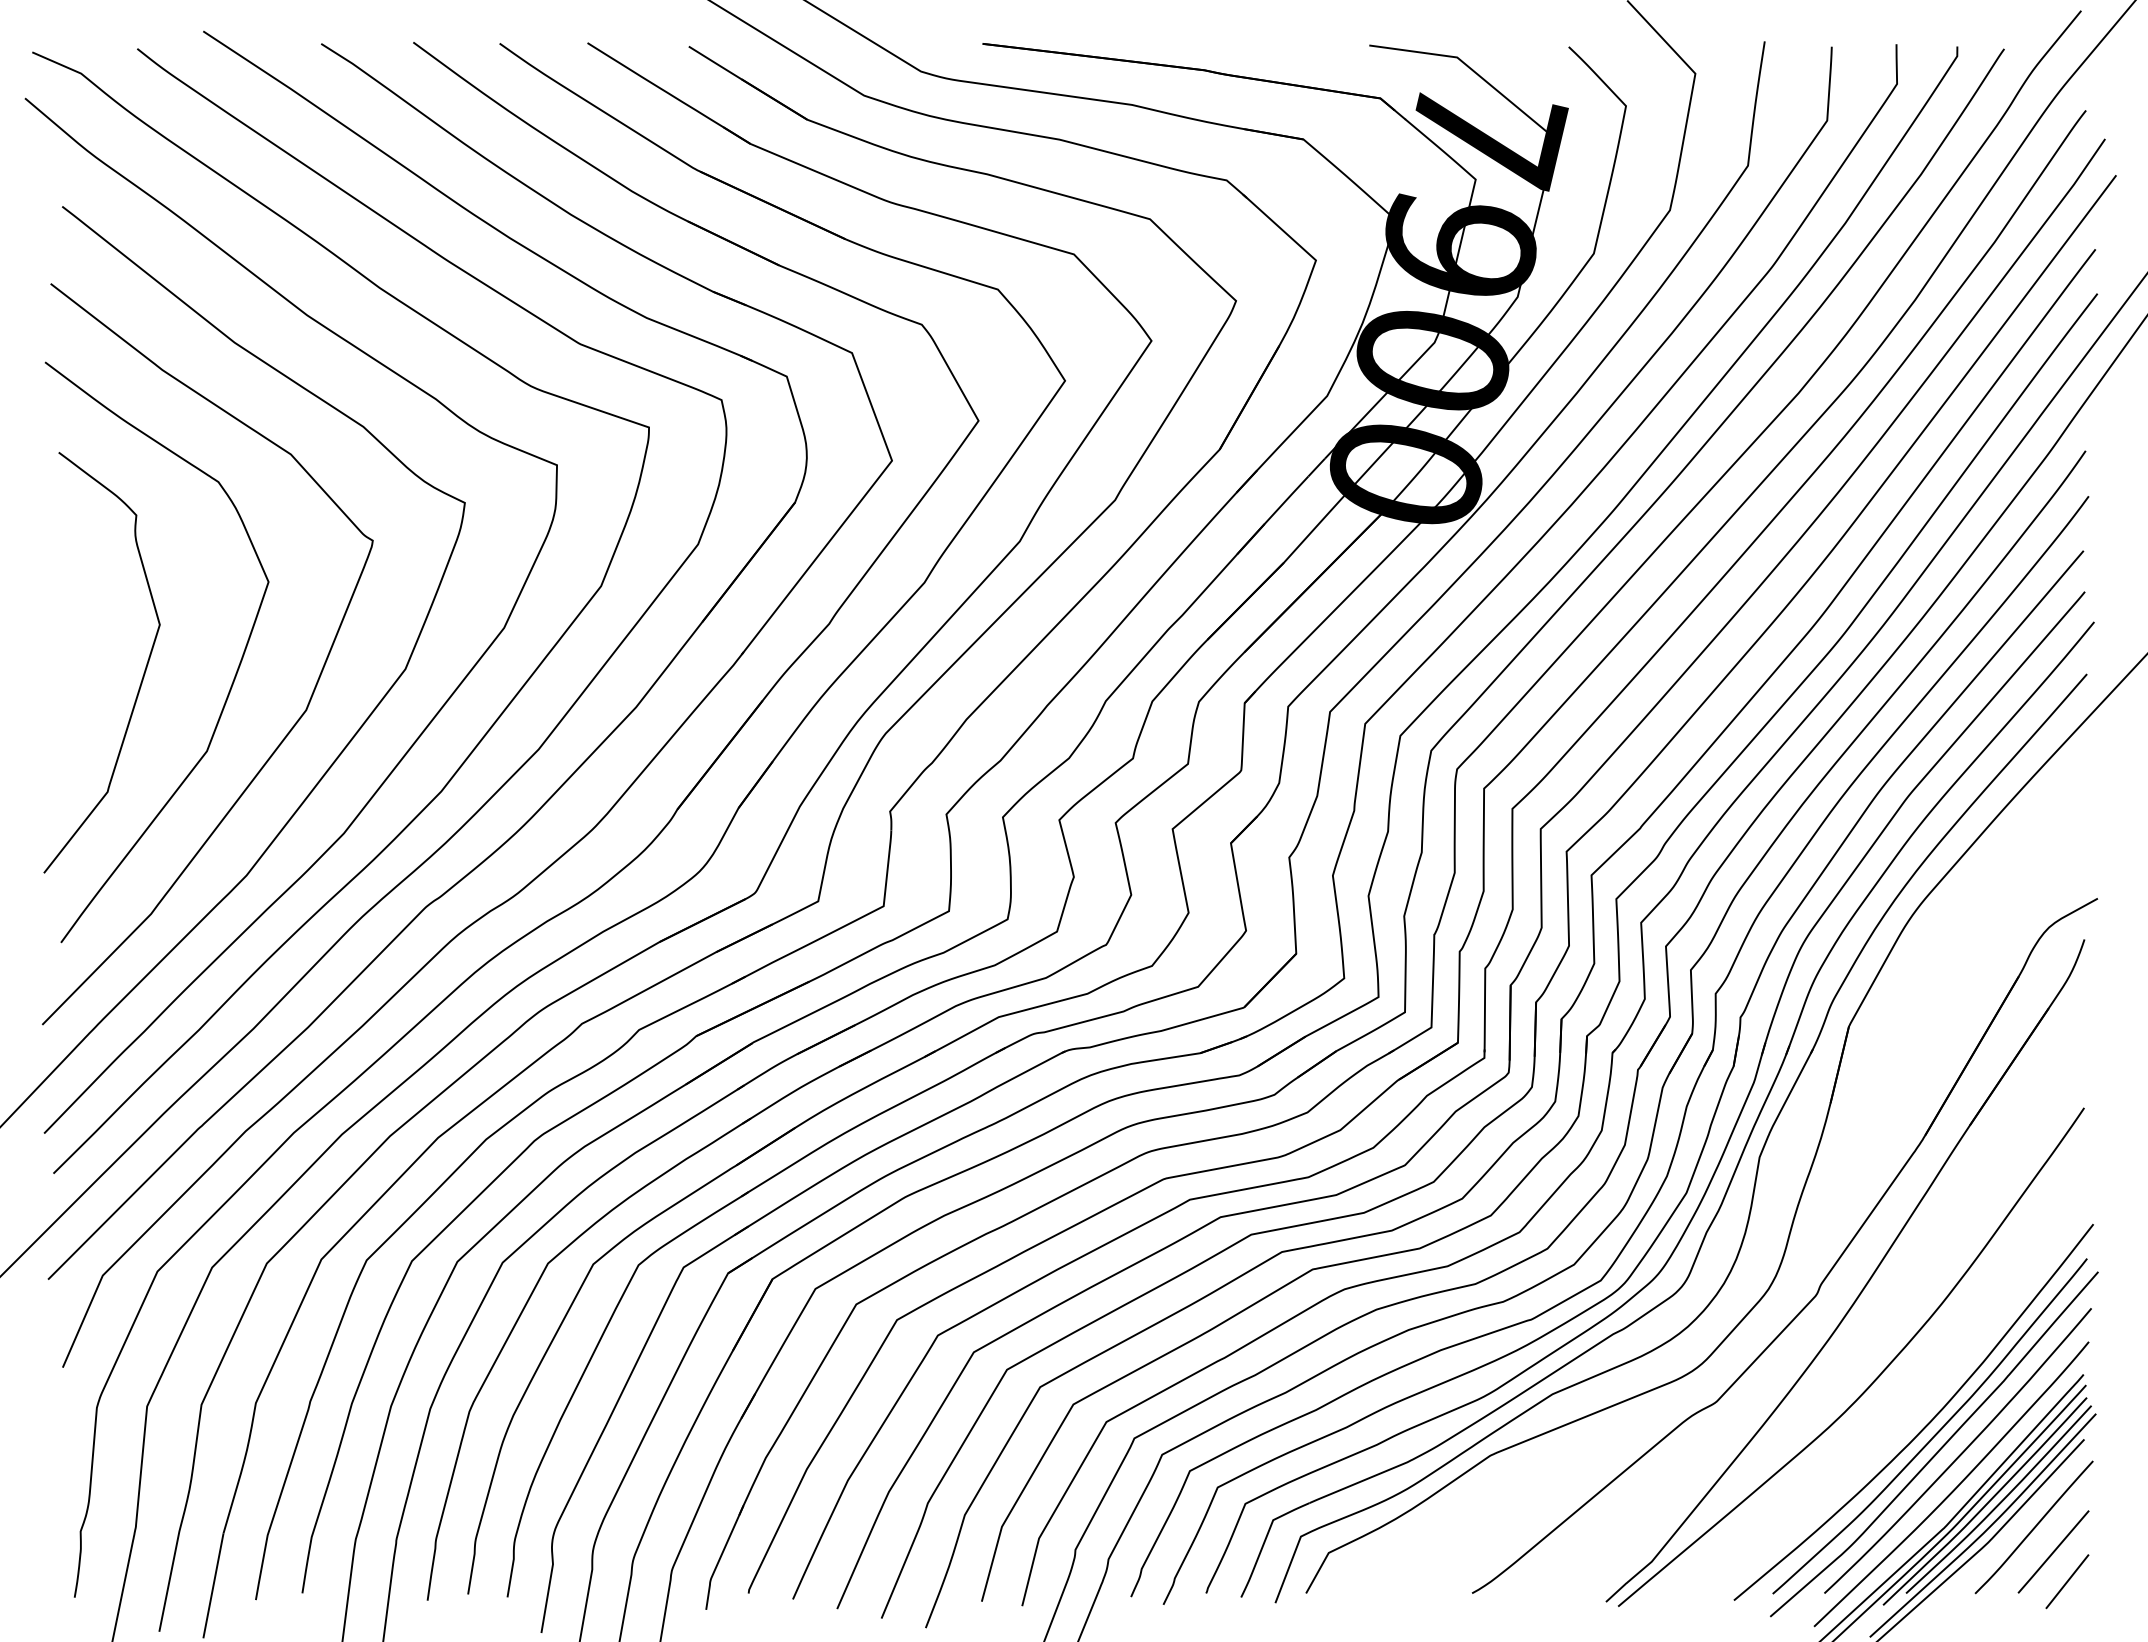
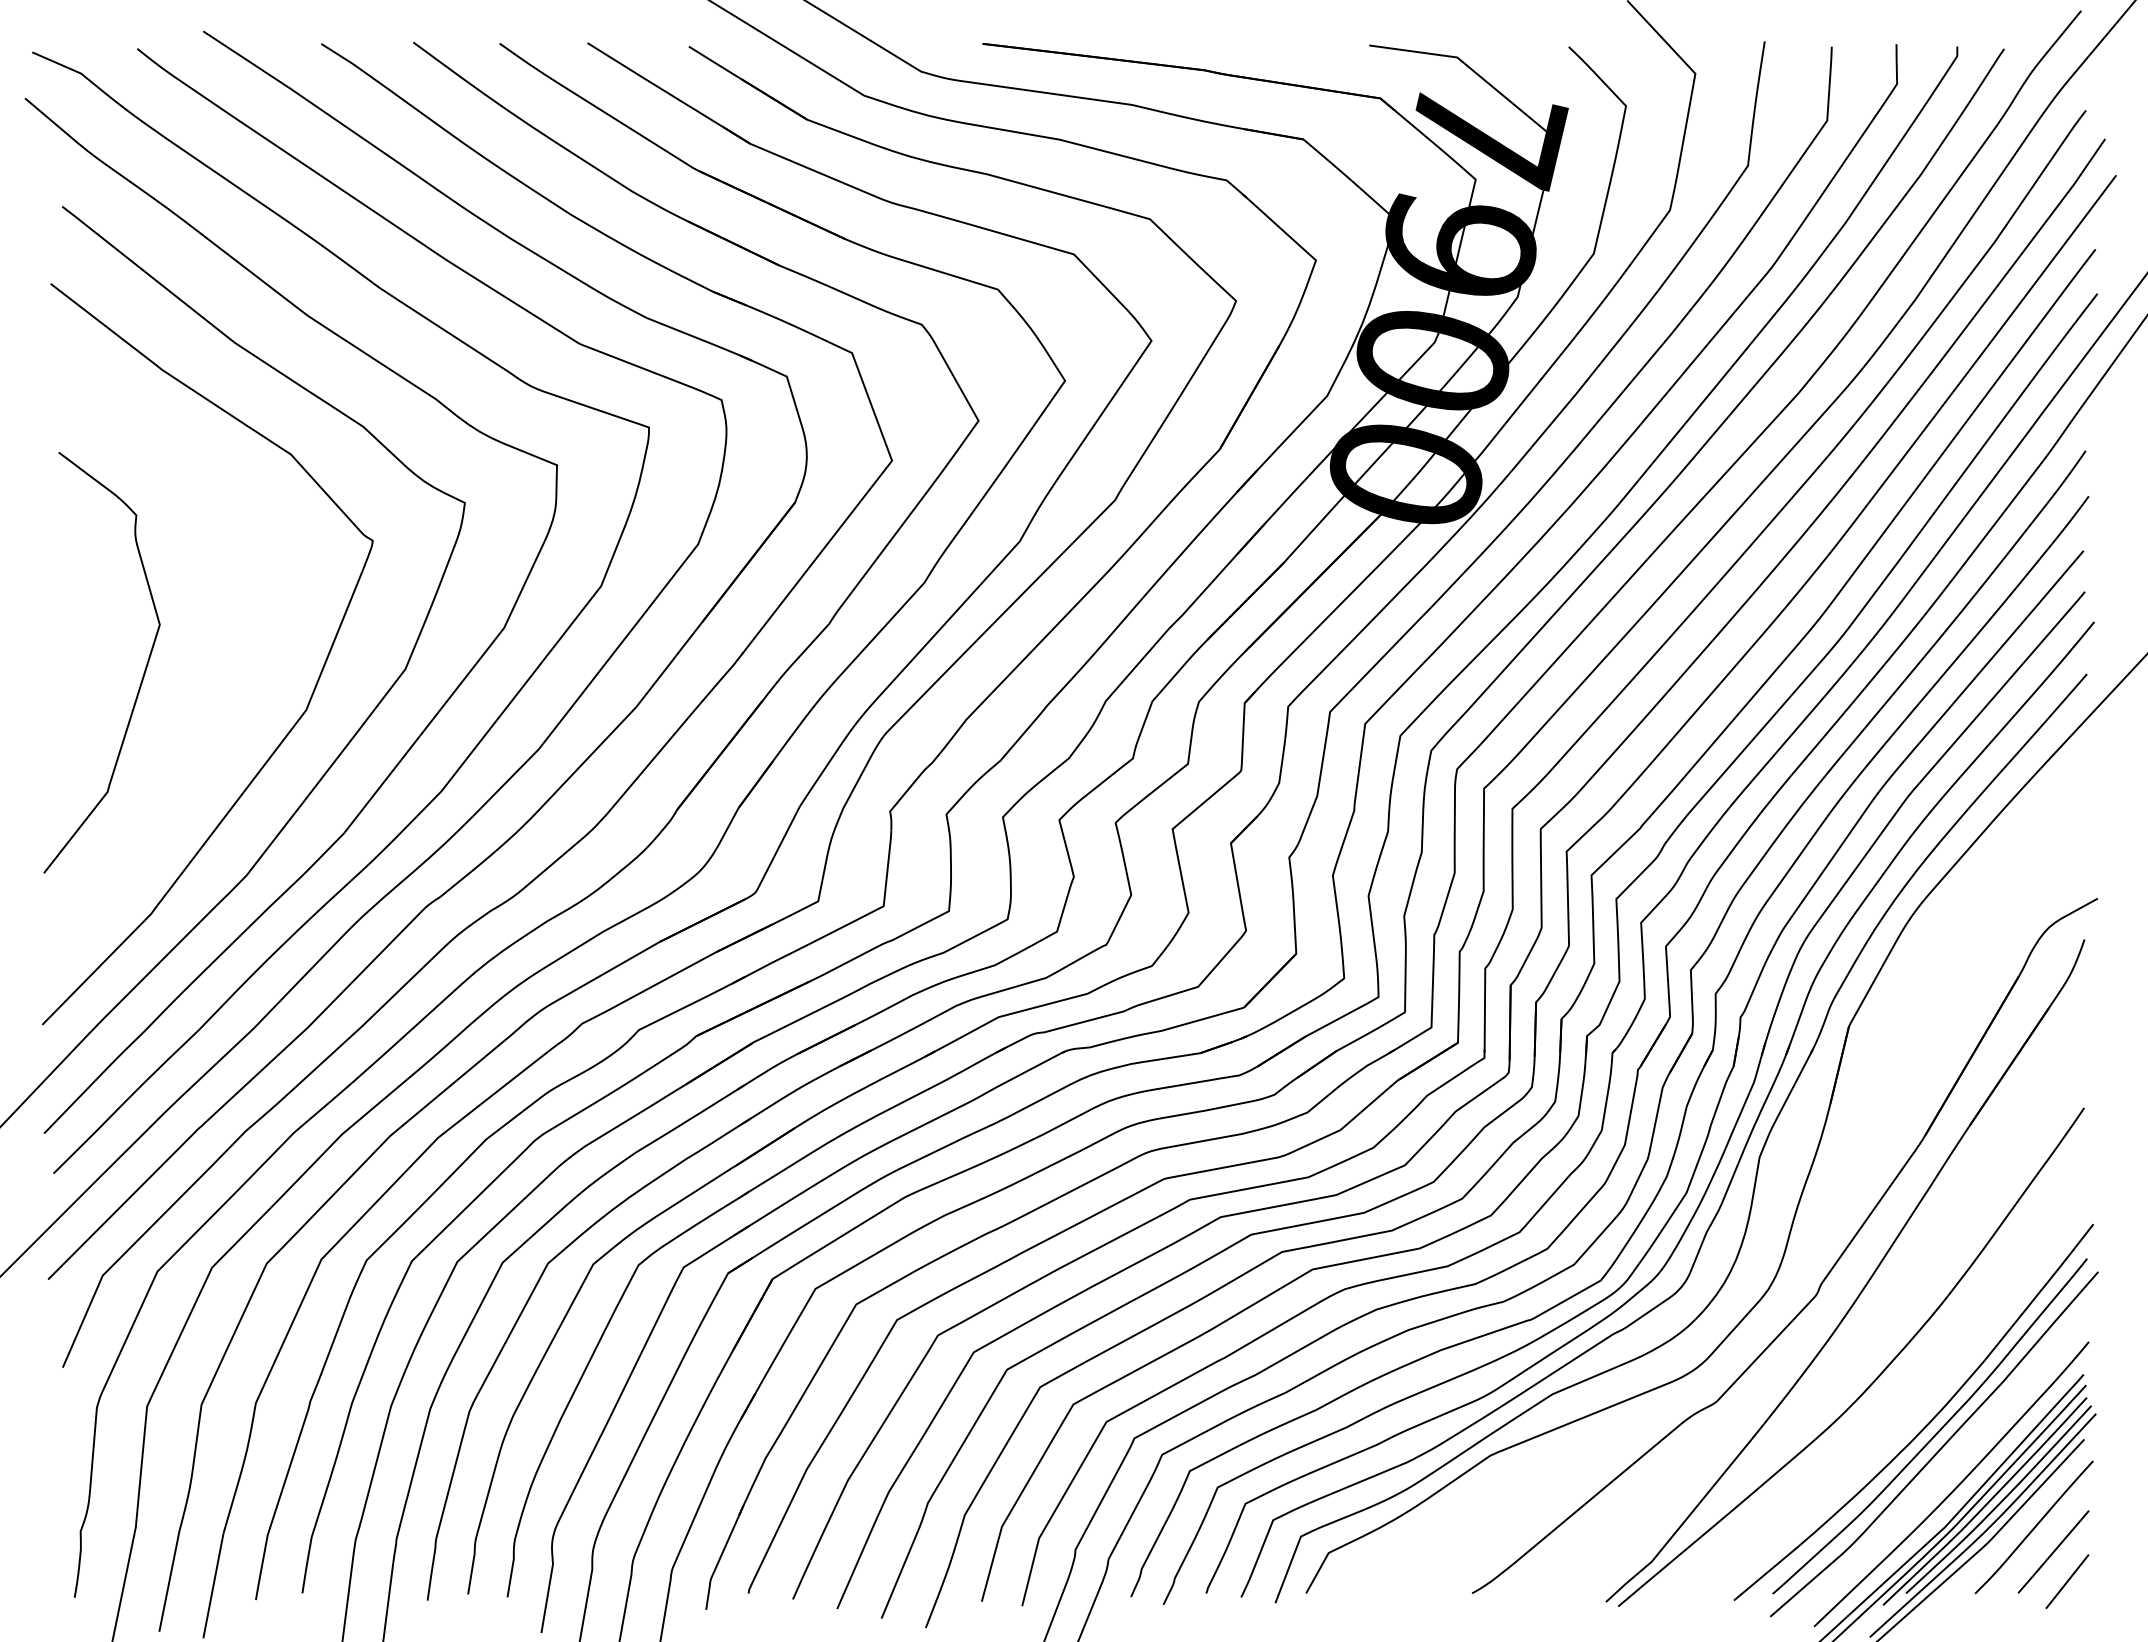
curve: present -> none (231, 683)
curve: present -> none (1960, 1453)
